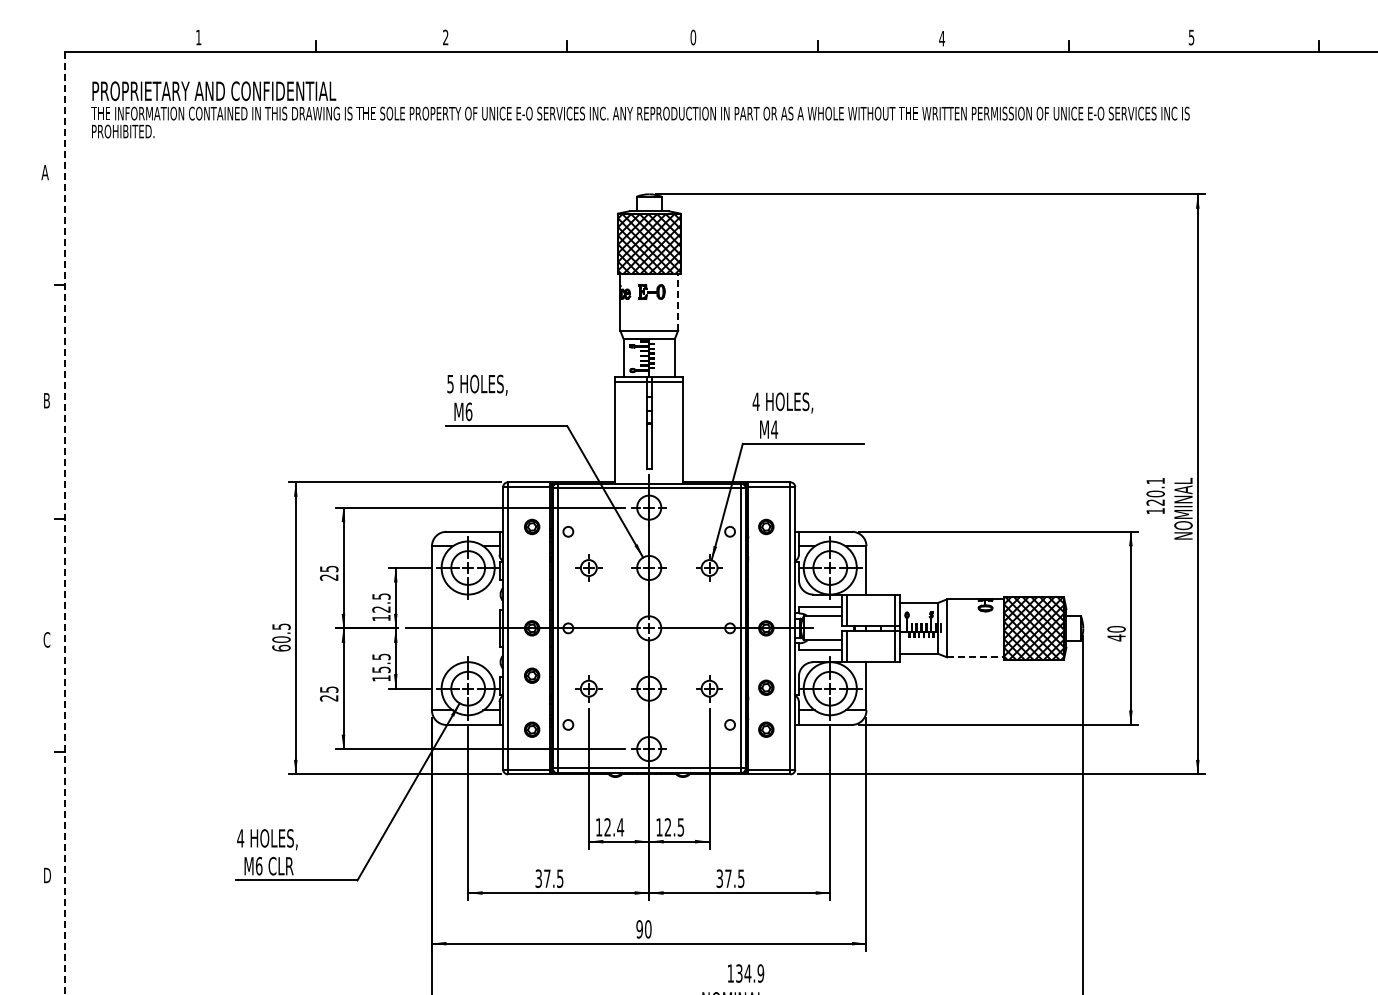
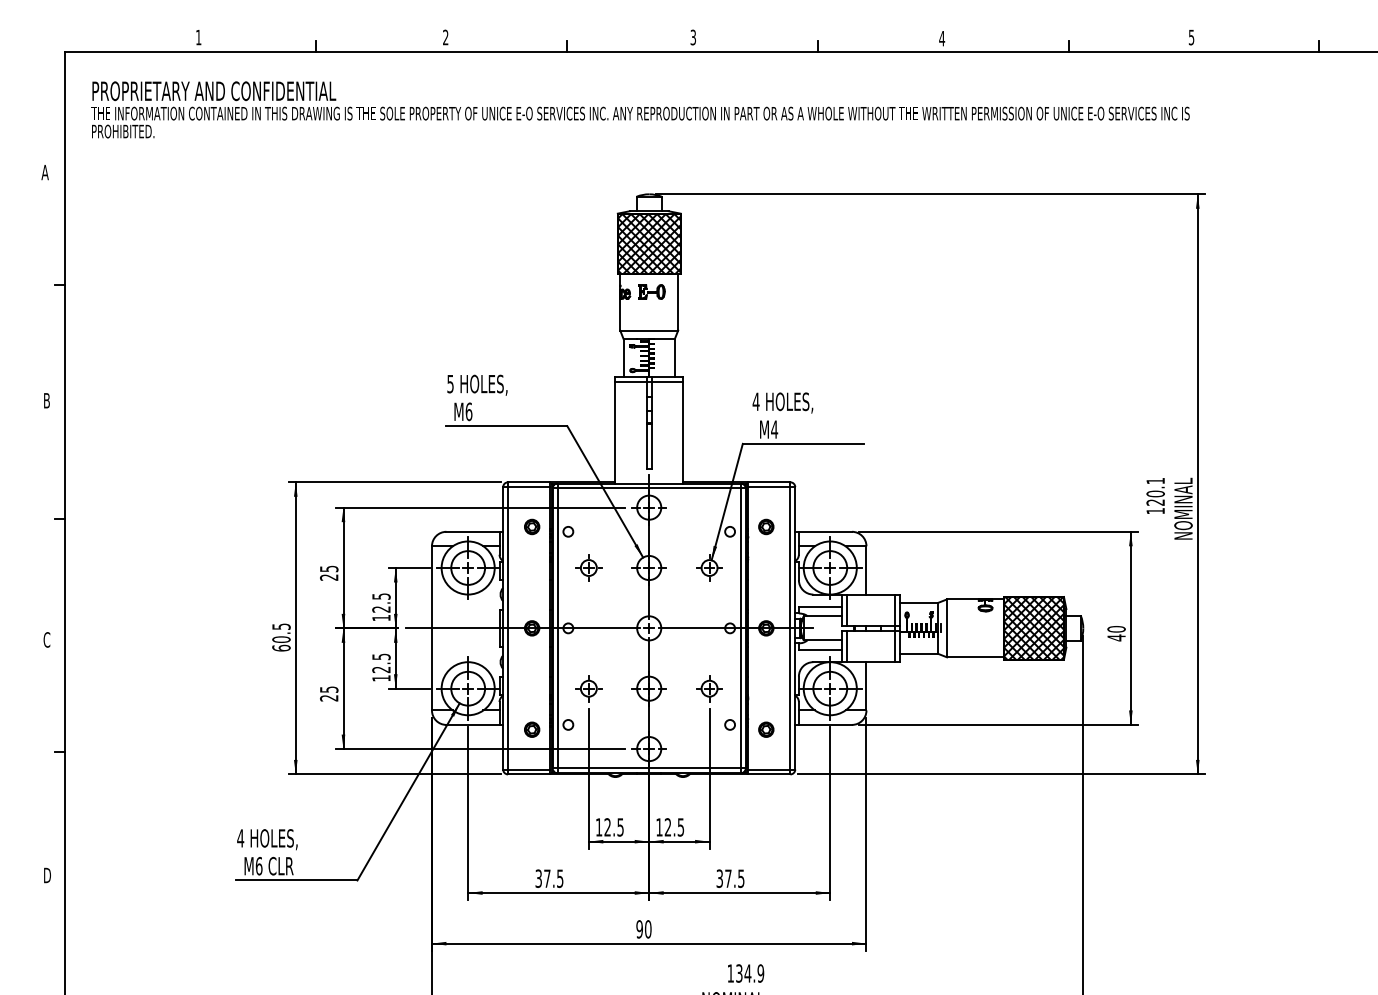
text: 0 -> 3 (693, 37)
line: dashed -> solid (678, 301)
line: dashed -> solid (65, 524)
line: dashed -> solid (975, 657)
text: 15.5 -> 12.5 (381, 669)
part: present -> none (532, 675)
part: present -> none (766, 687)
text: 12.4 -> 12.5 (620, 827)
